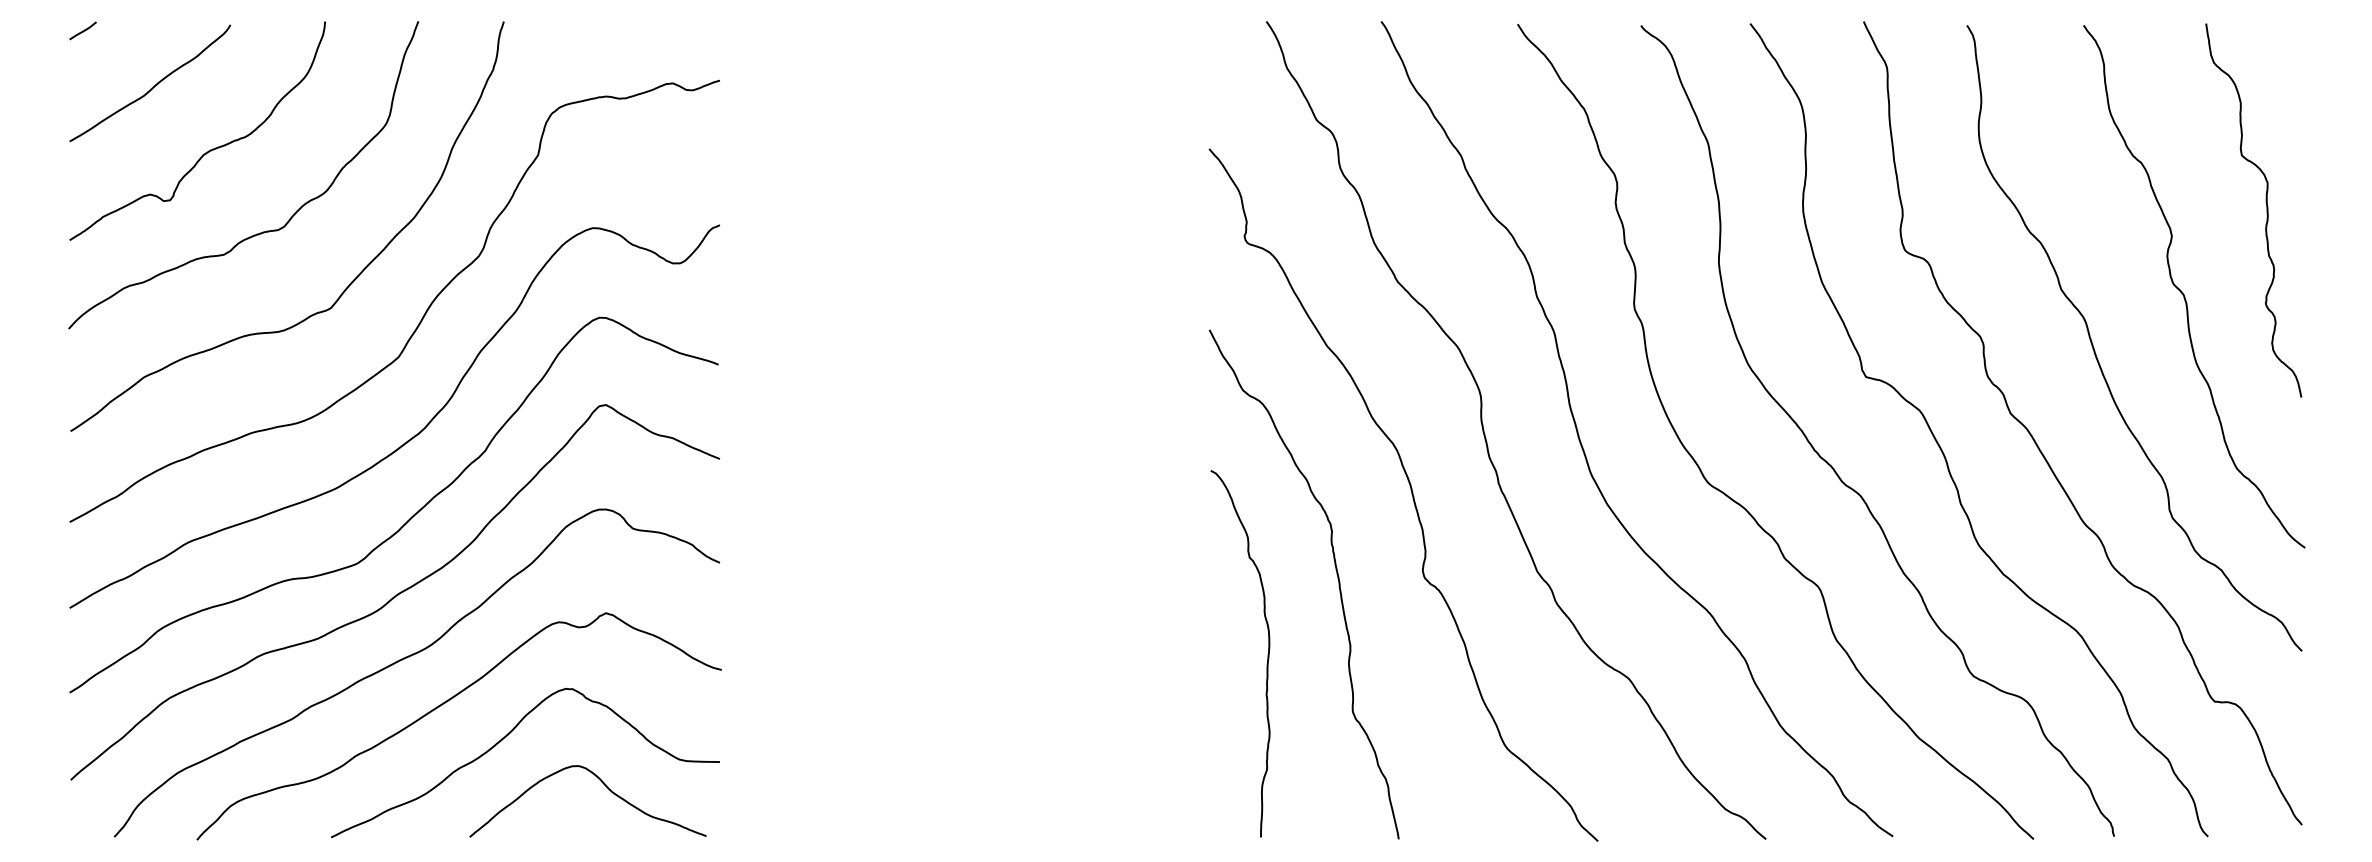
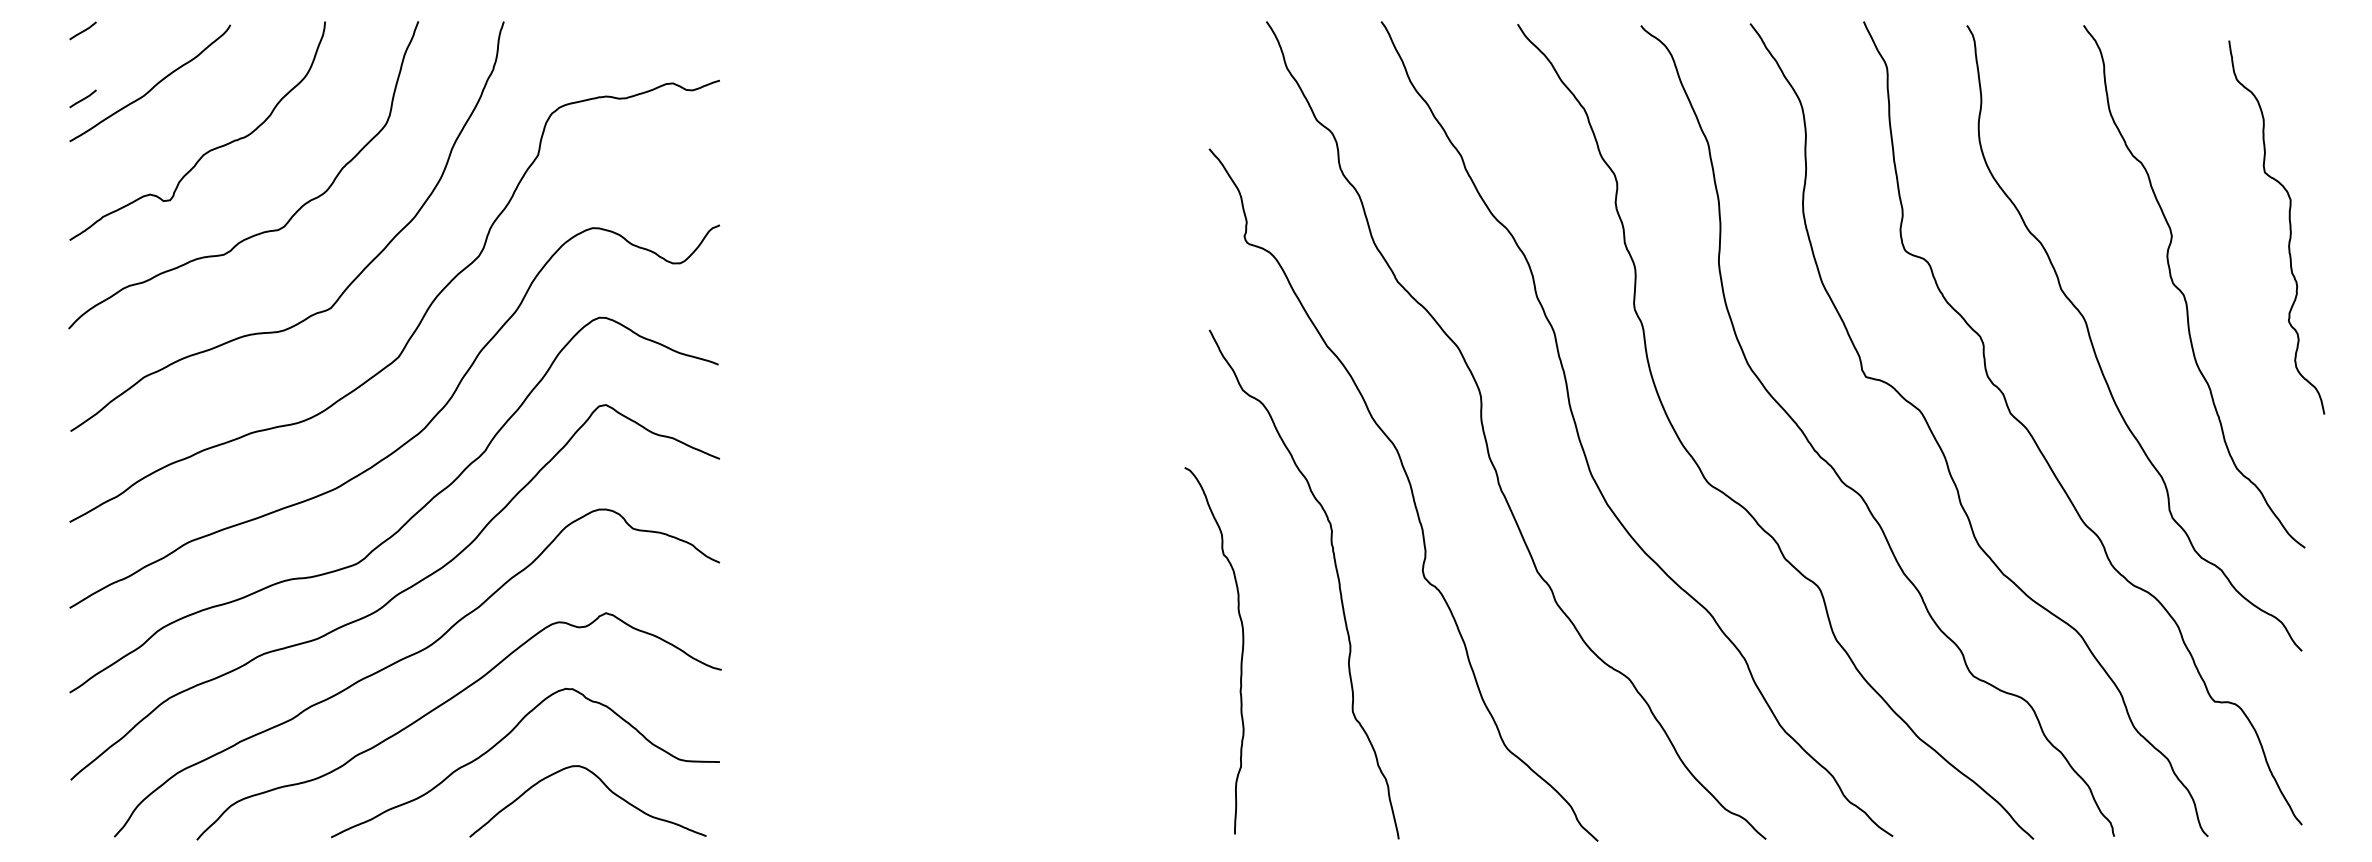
line: none -> present (82, 98)
curve position: (2266, 210) -> (2289, 227) (2289, 227)
curve position: (1267, 654) -> (1241, 651) (1241, 651)
